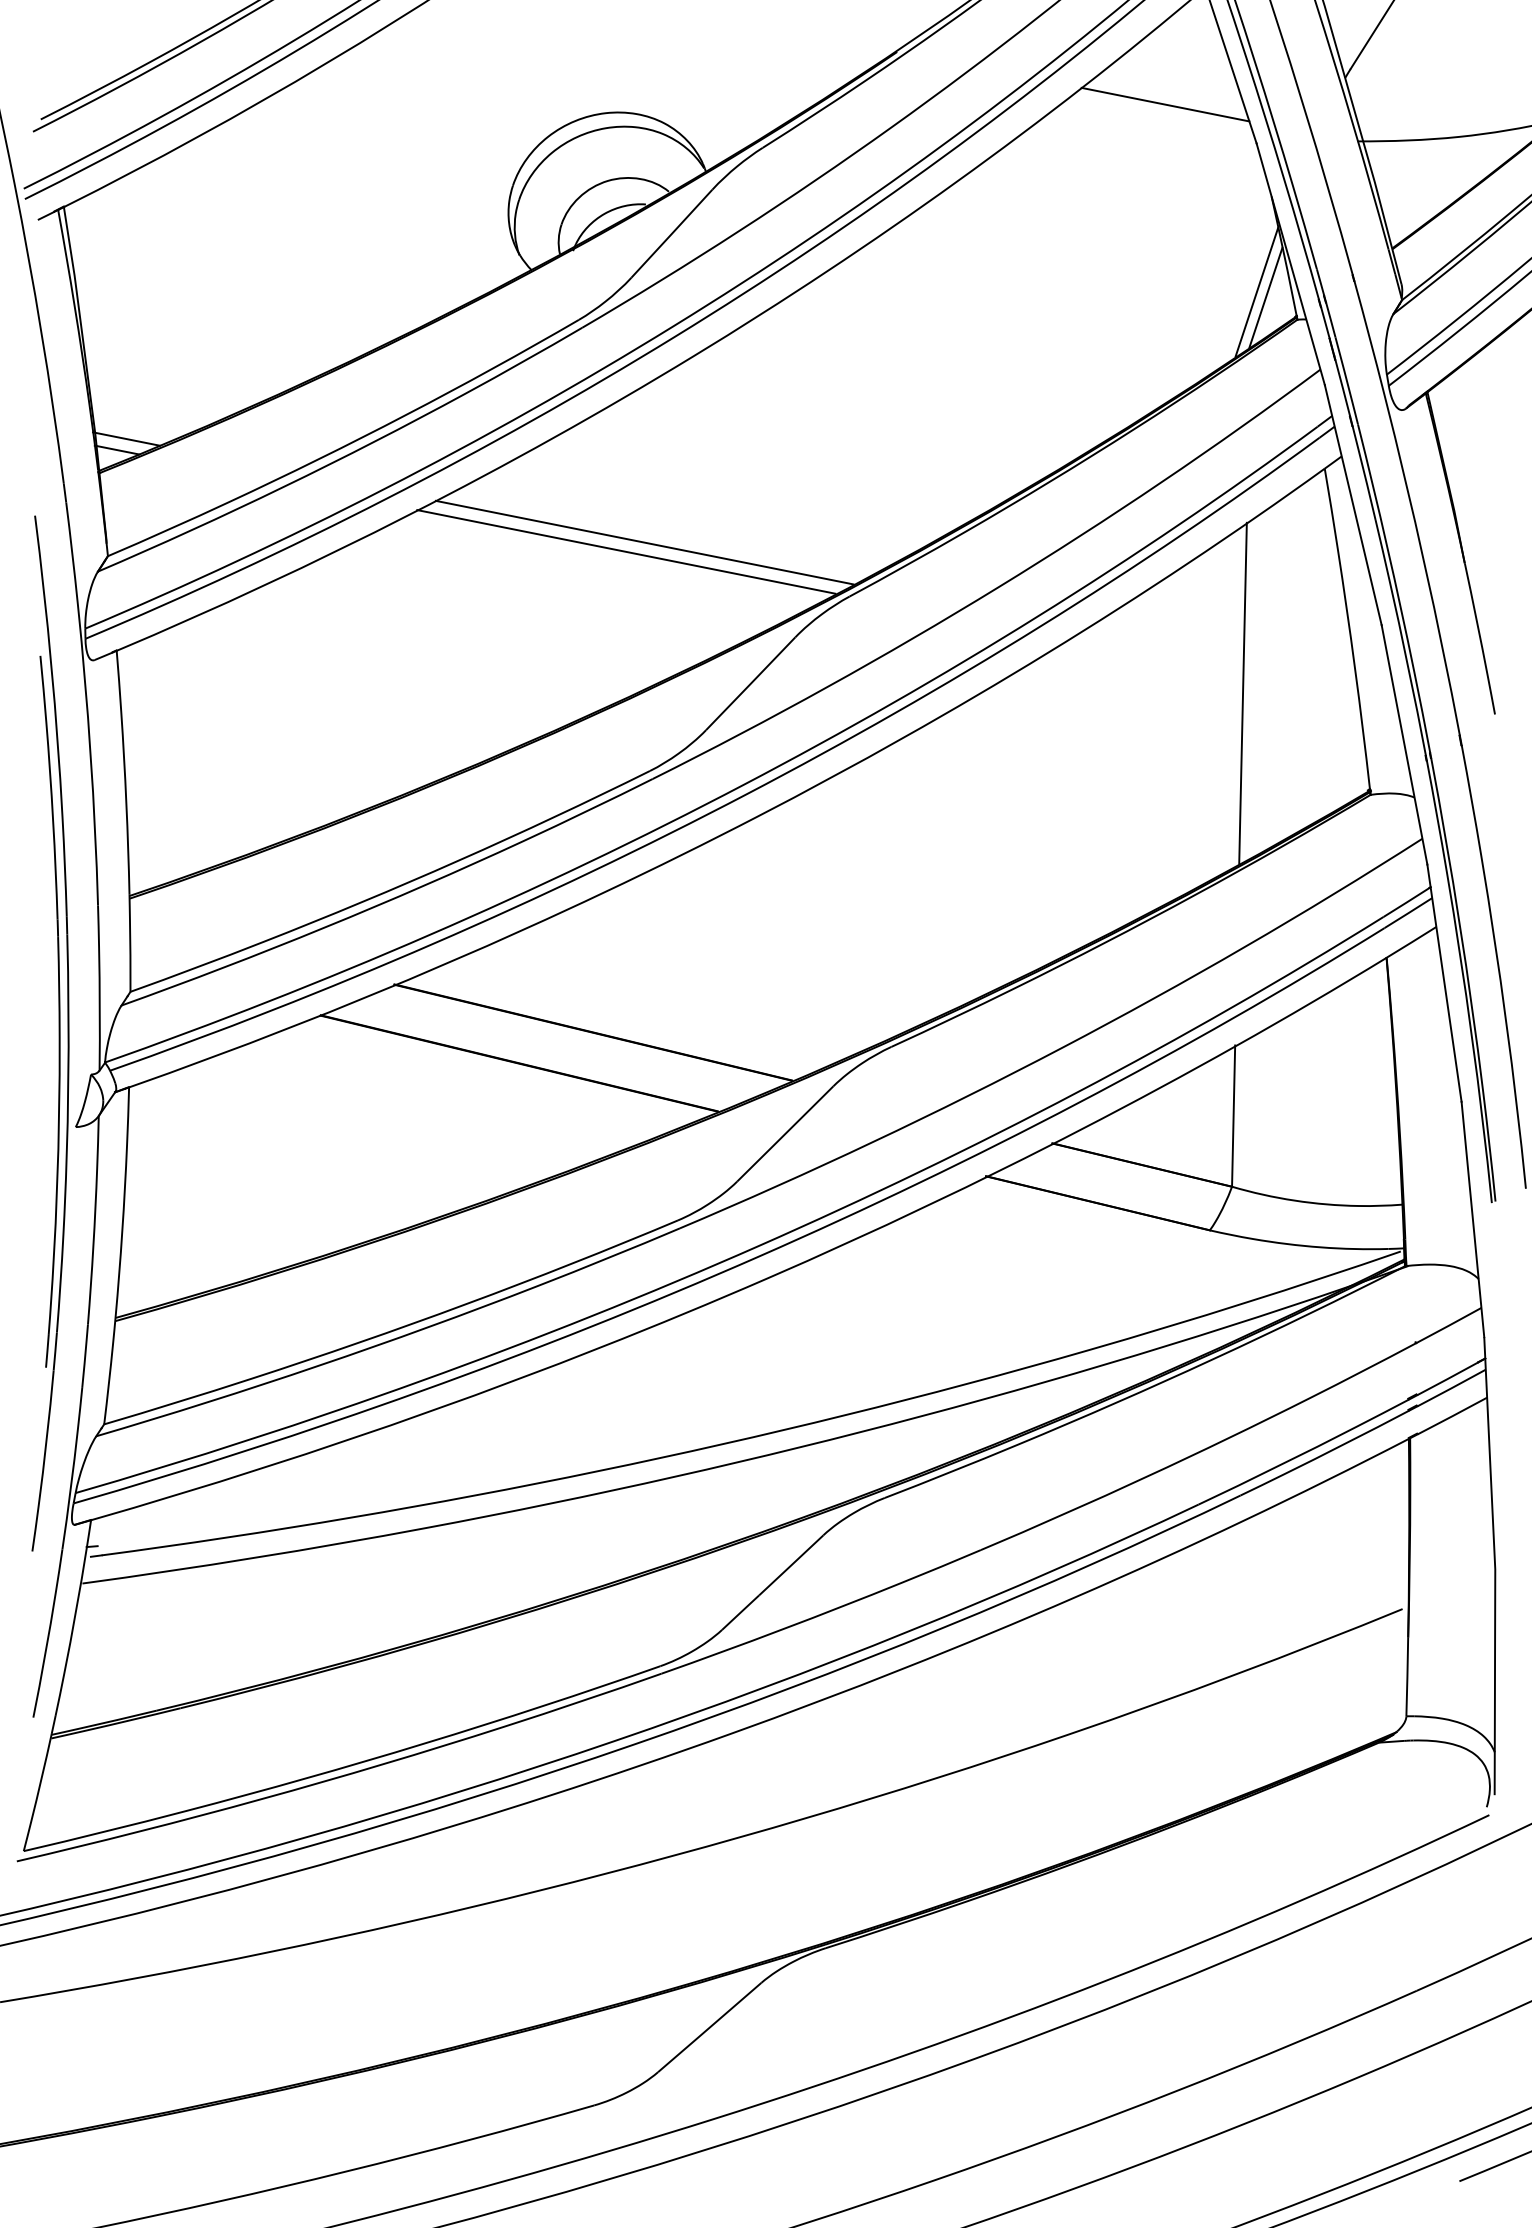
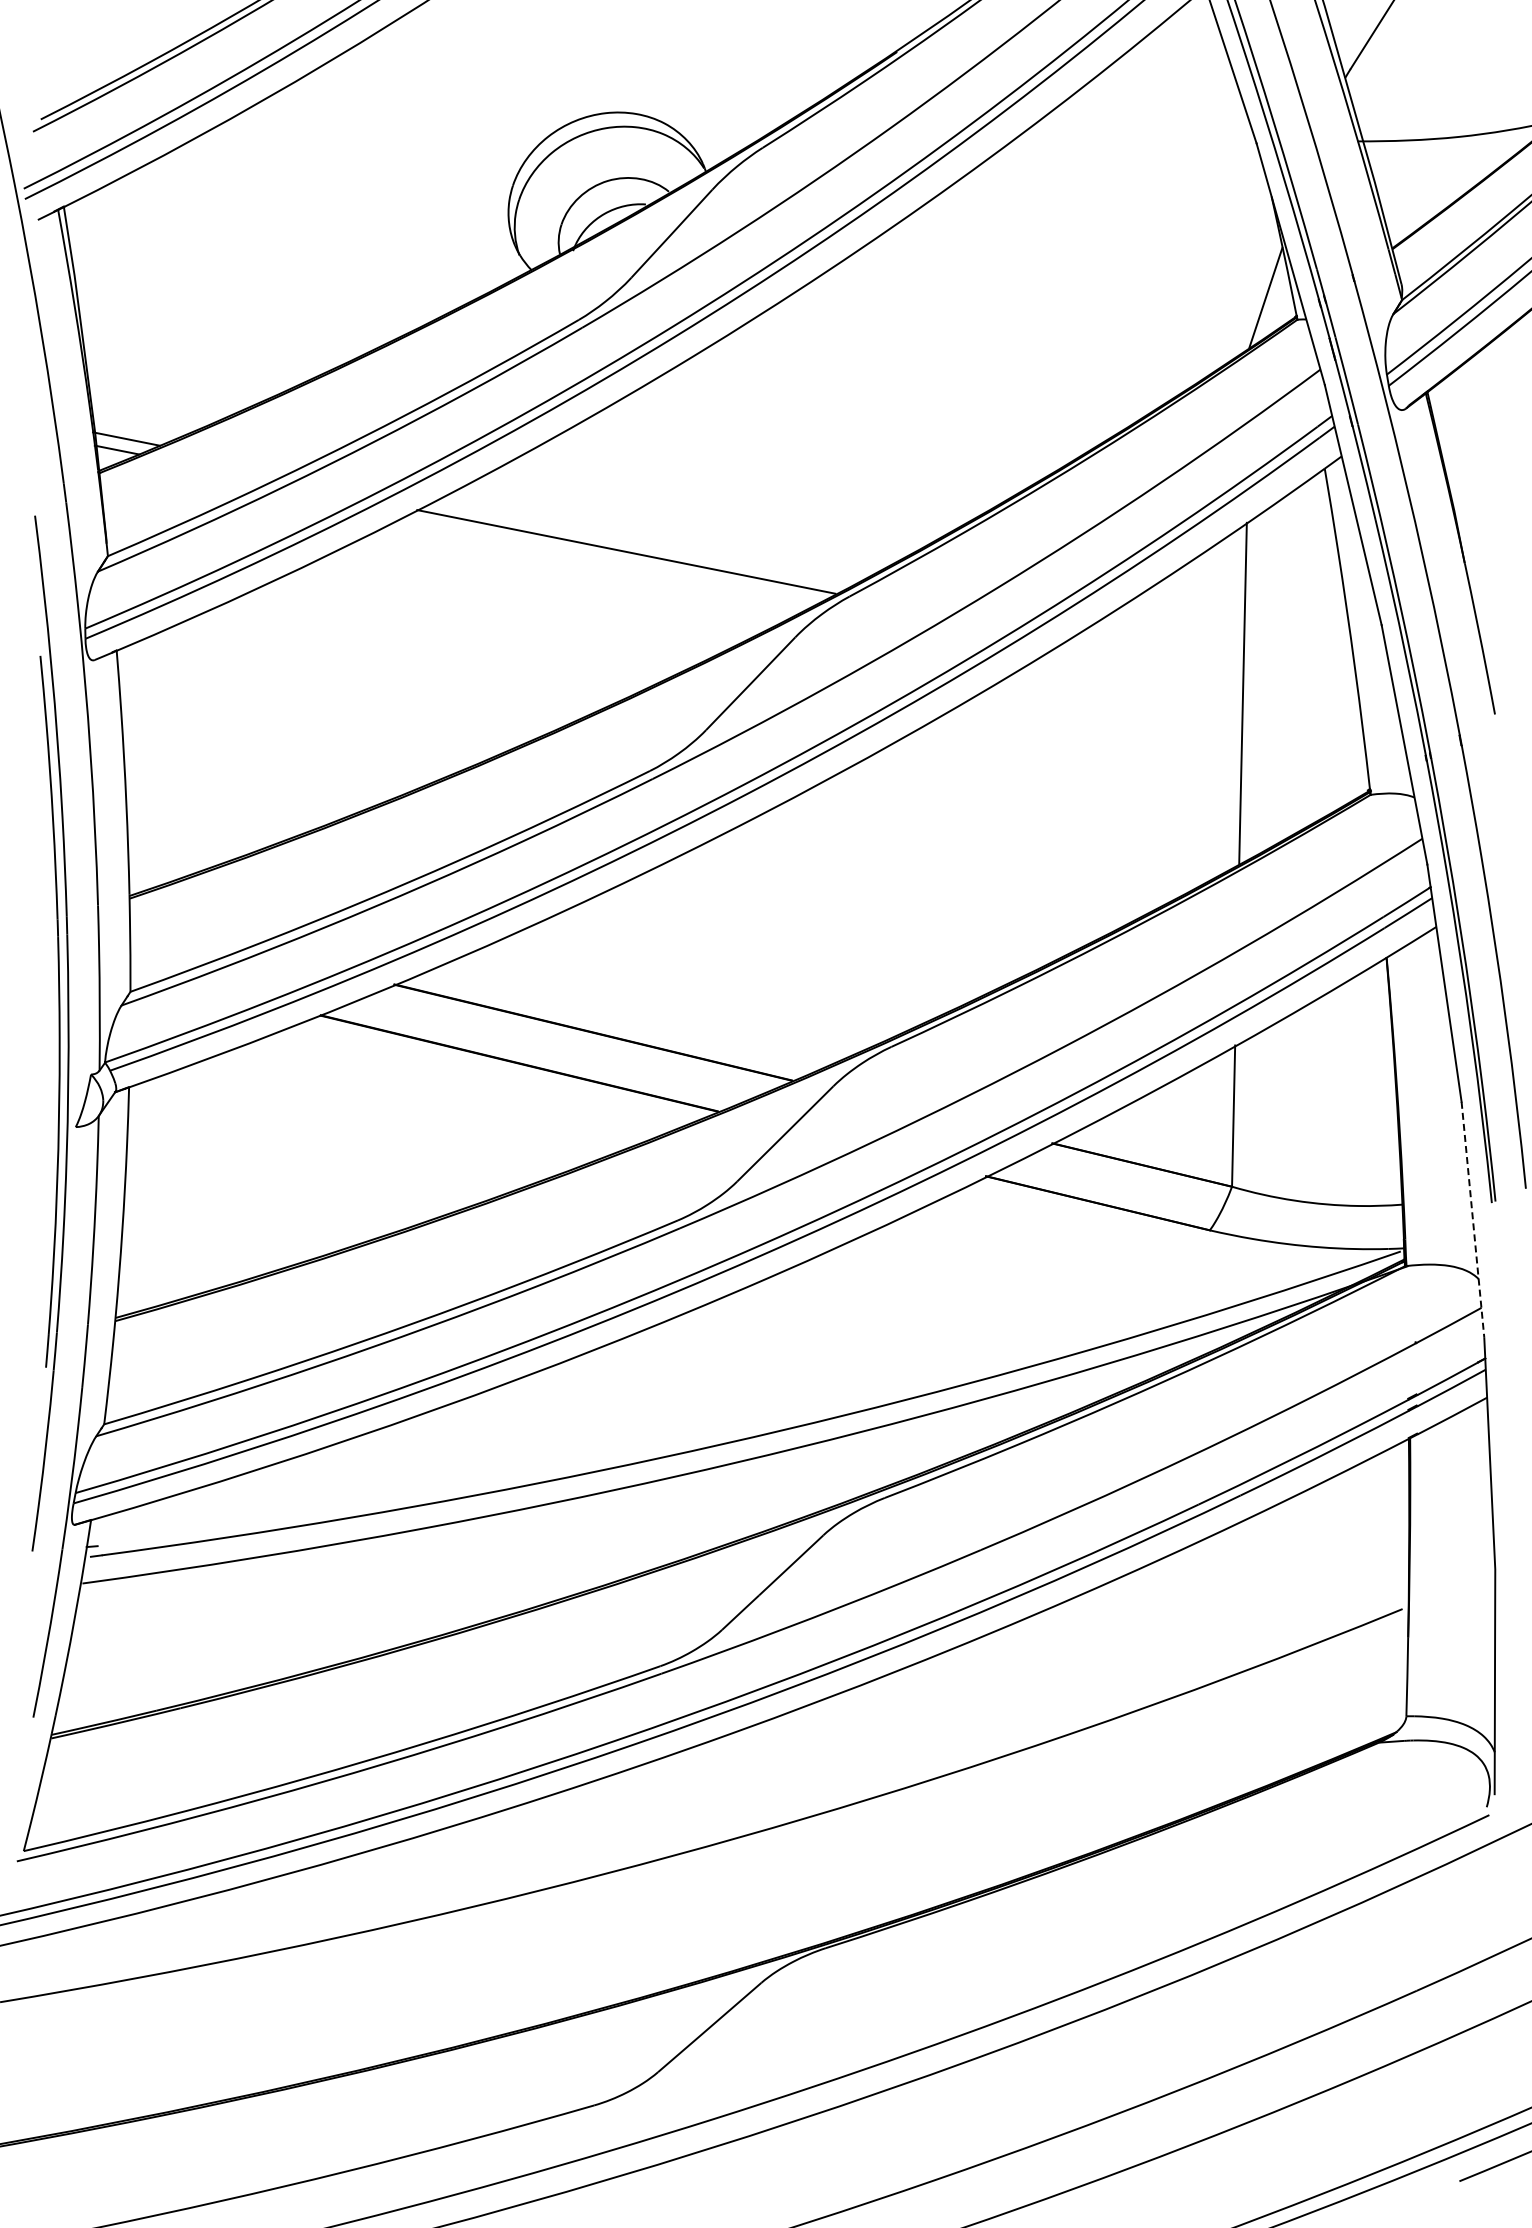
line: present -> none (1165, 104)
line: present -> none (1256, 291)
line: present -> none (644, 542)
line: solid -> dashed (1472, 1219)
